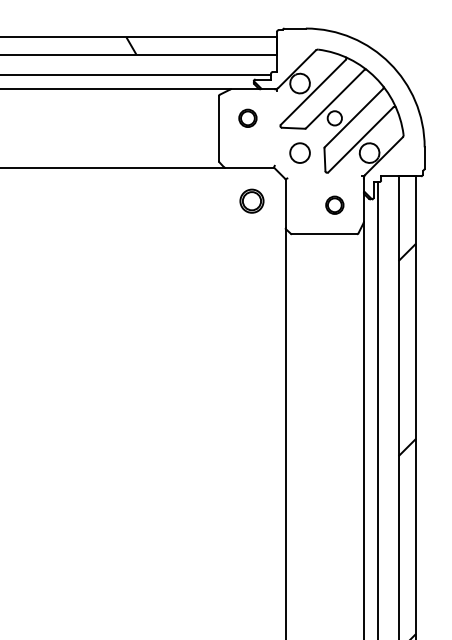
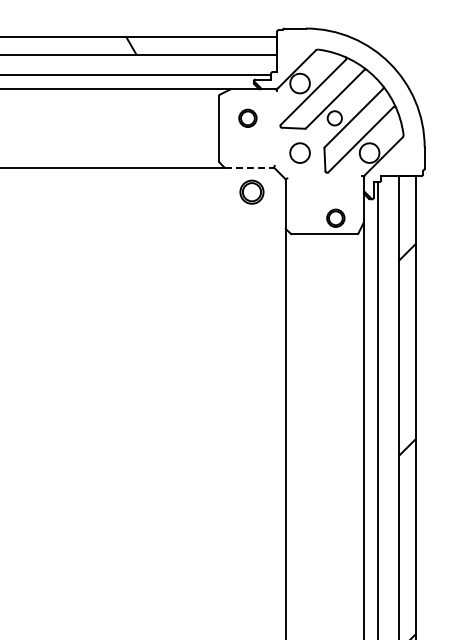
line: solid -> dashed (250, 167)
part position: (251, 200) -> (251, 191) (251, 191)
part position: (334, 204) -> (335, 217) (335, 217)
